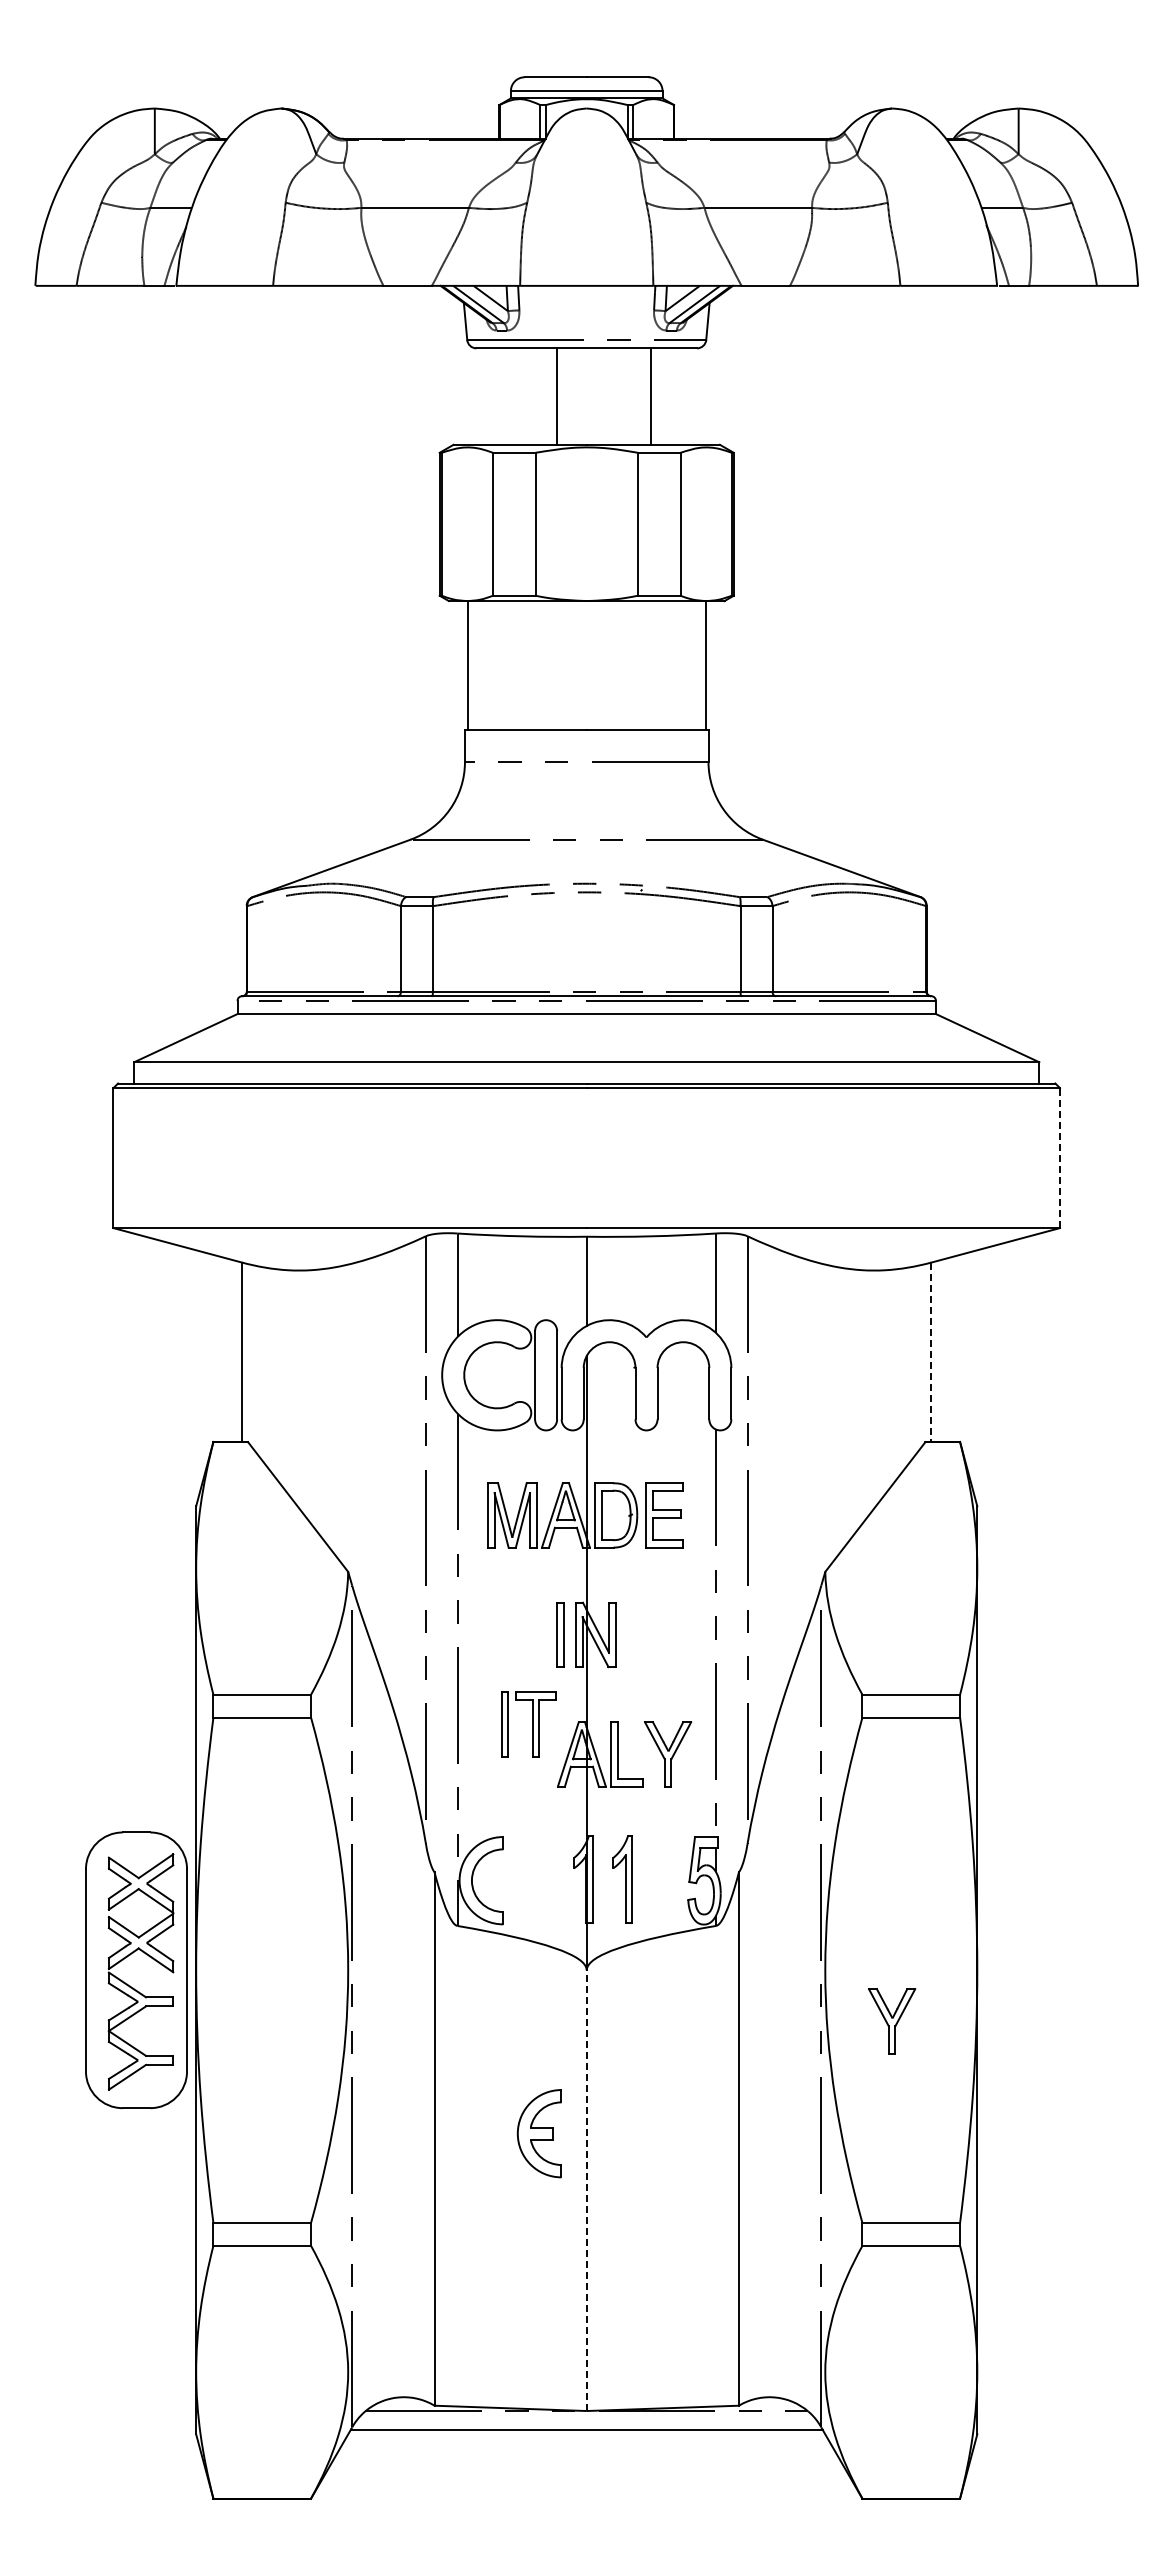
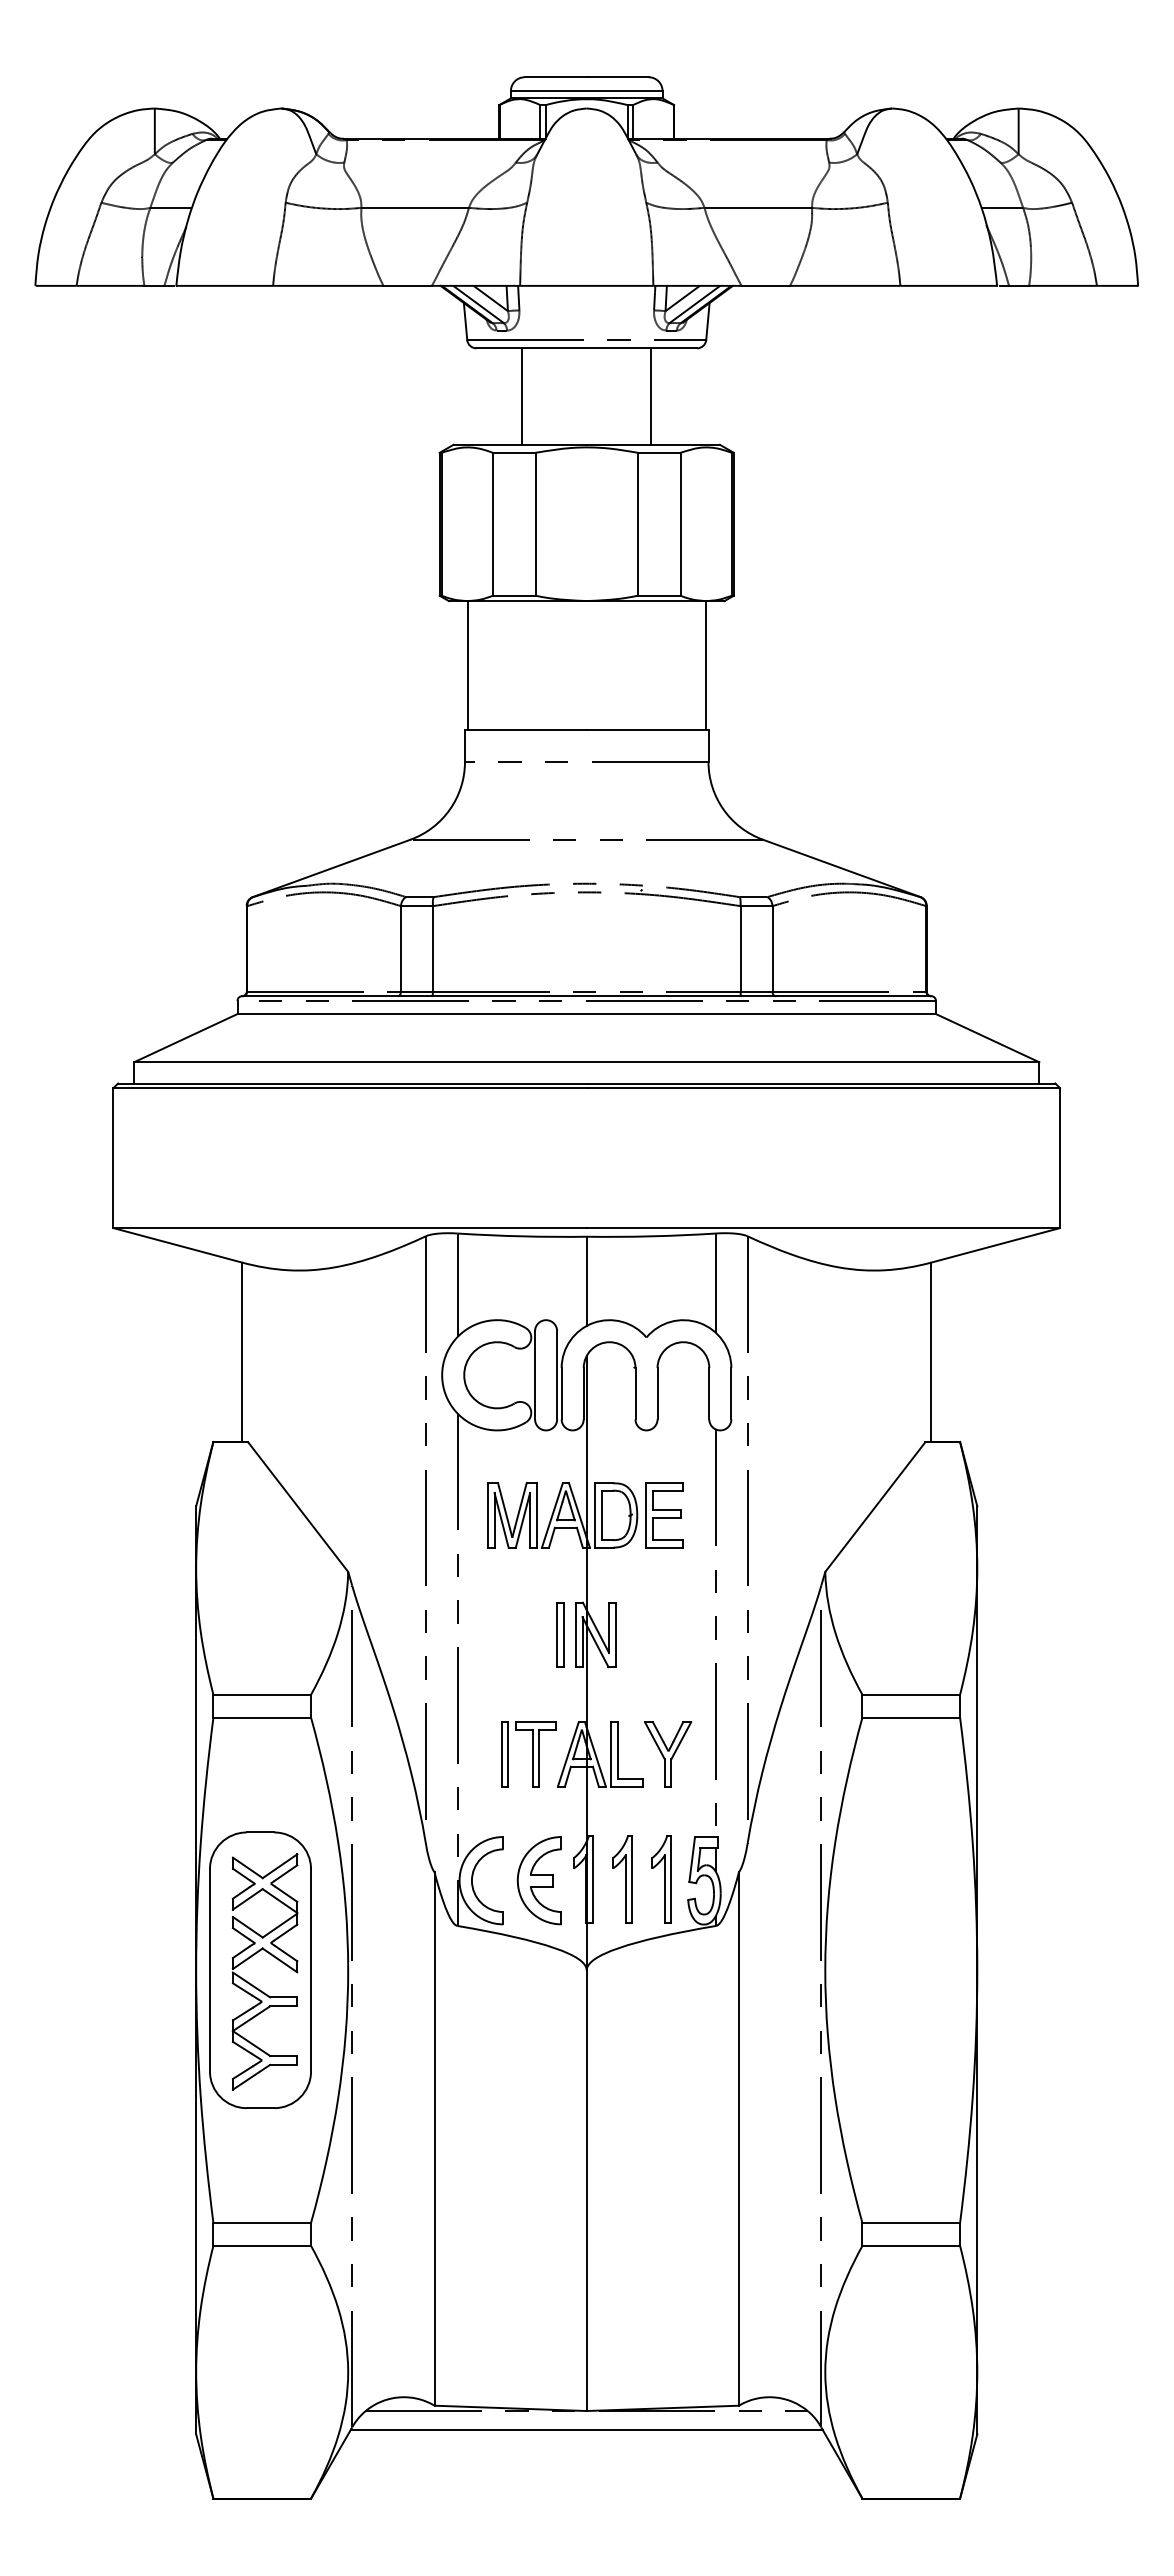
line position: (557, 396) -> (522, 396) (522, 396)
line: dashed -> solid (1060, 1158)
line: dashed -> solid (931, 1352)
part position: (528, 1724) -> (528, 1754) (528, 1754)
part: none -> present (661, 1879)
part position: (136, 1969) -> (260, 1969) (260, 1969)
part: present -> none (892, 2021)
part position: (538, 2133) -> (538, 1880) (538, 1880)
line: dashed -> solid (586, 2190)
